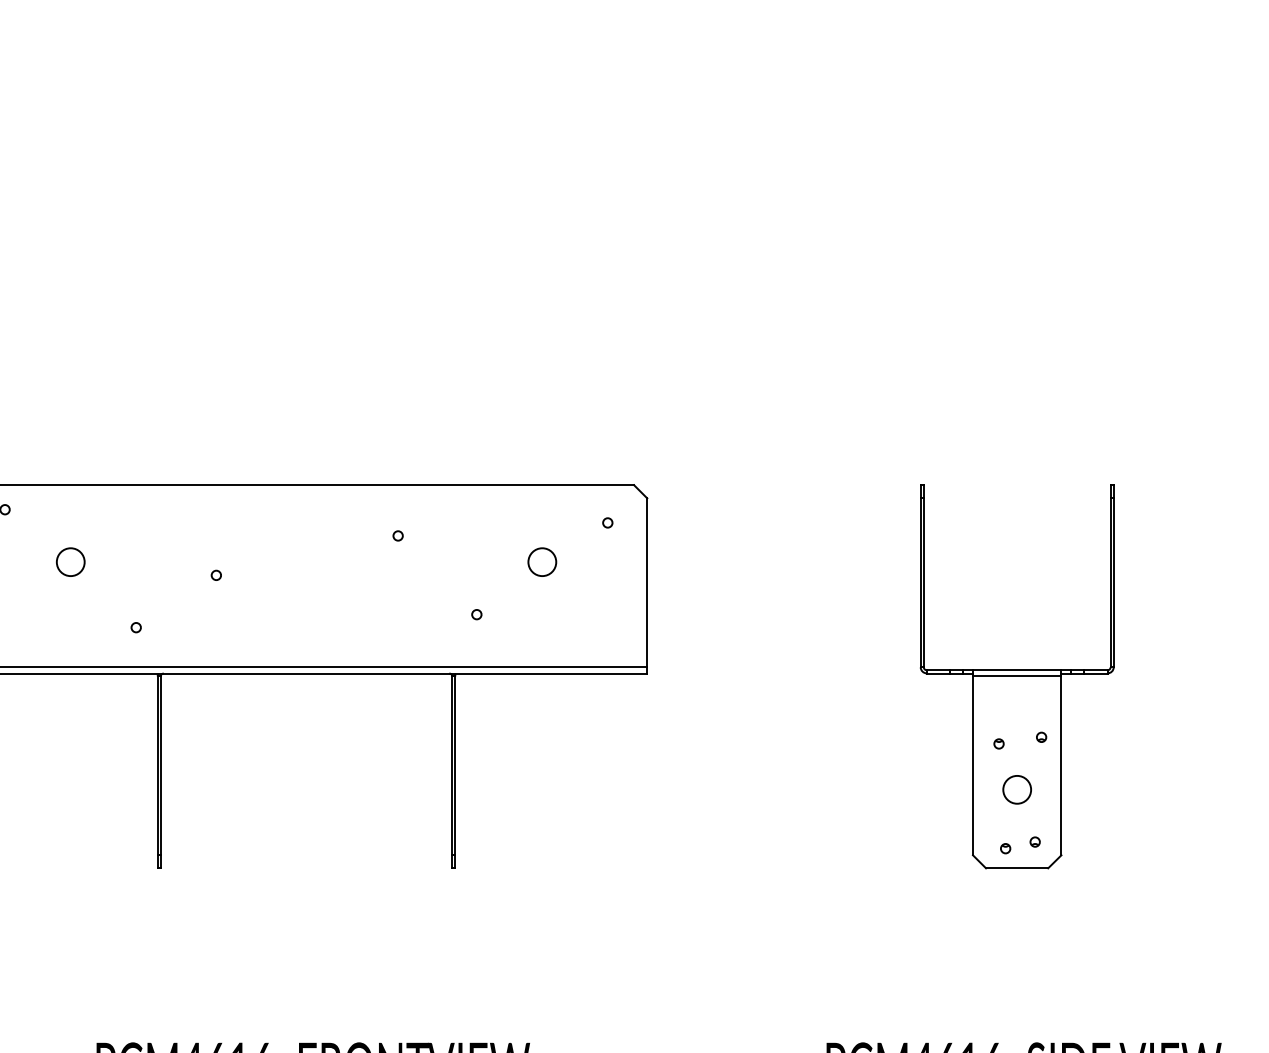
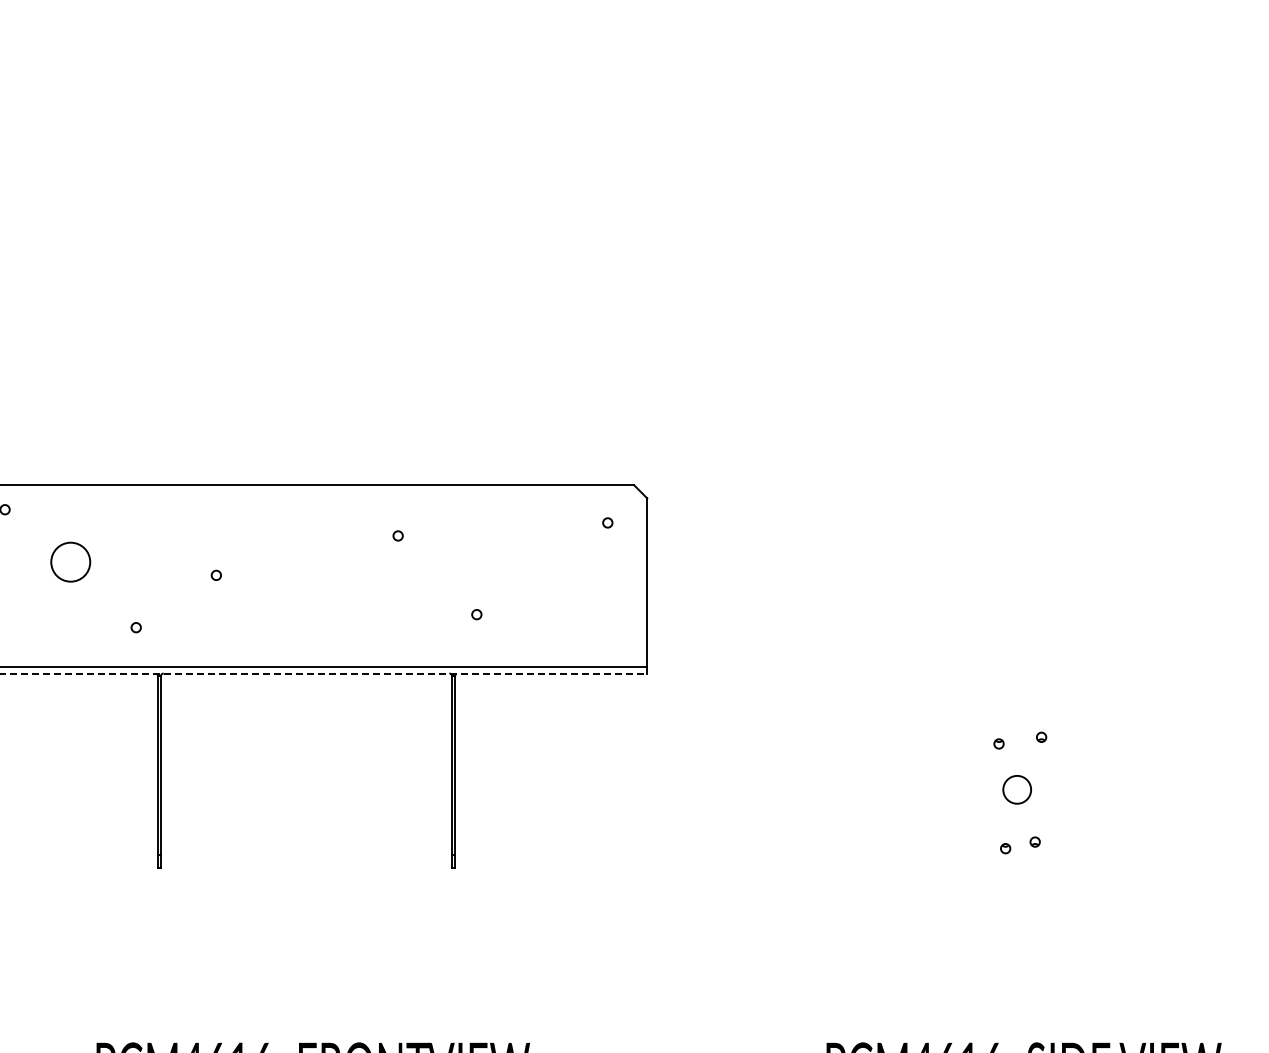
circle: present -> none (542, 561)
circle diameter: 28 px -> 39 px (70, 561)
line: solid -> dashed (324, 673)
part: present -> none (1016, 676)
